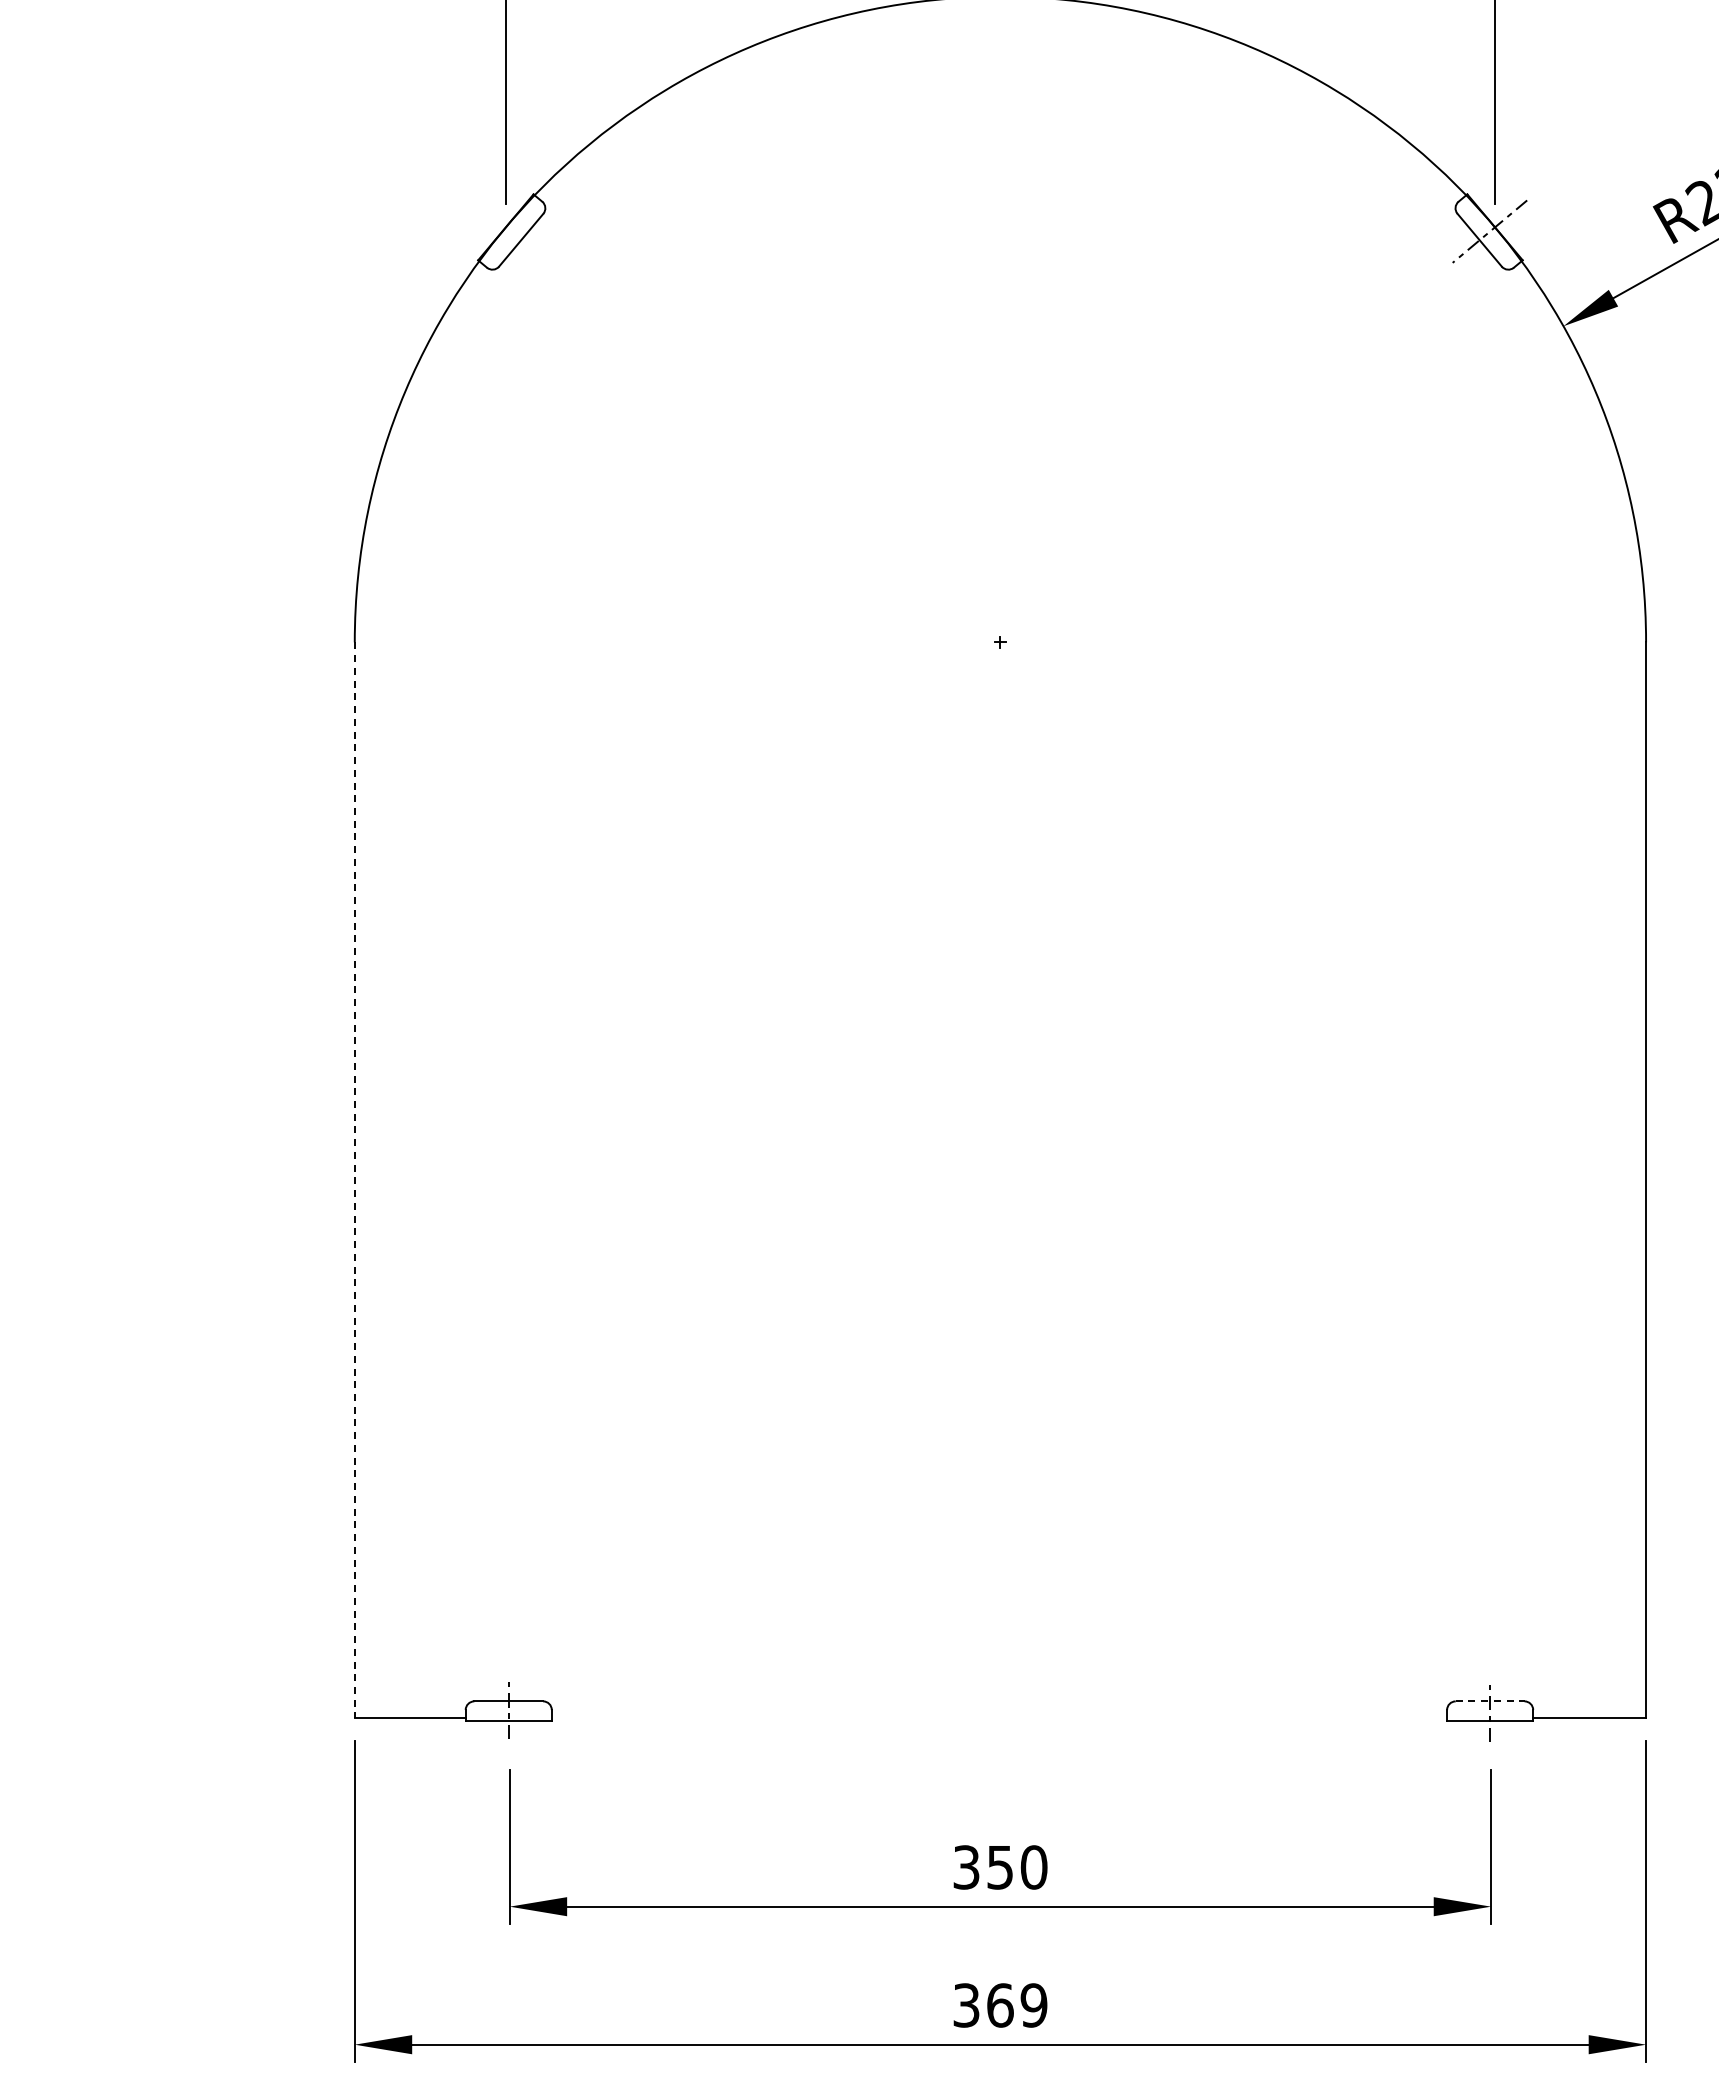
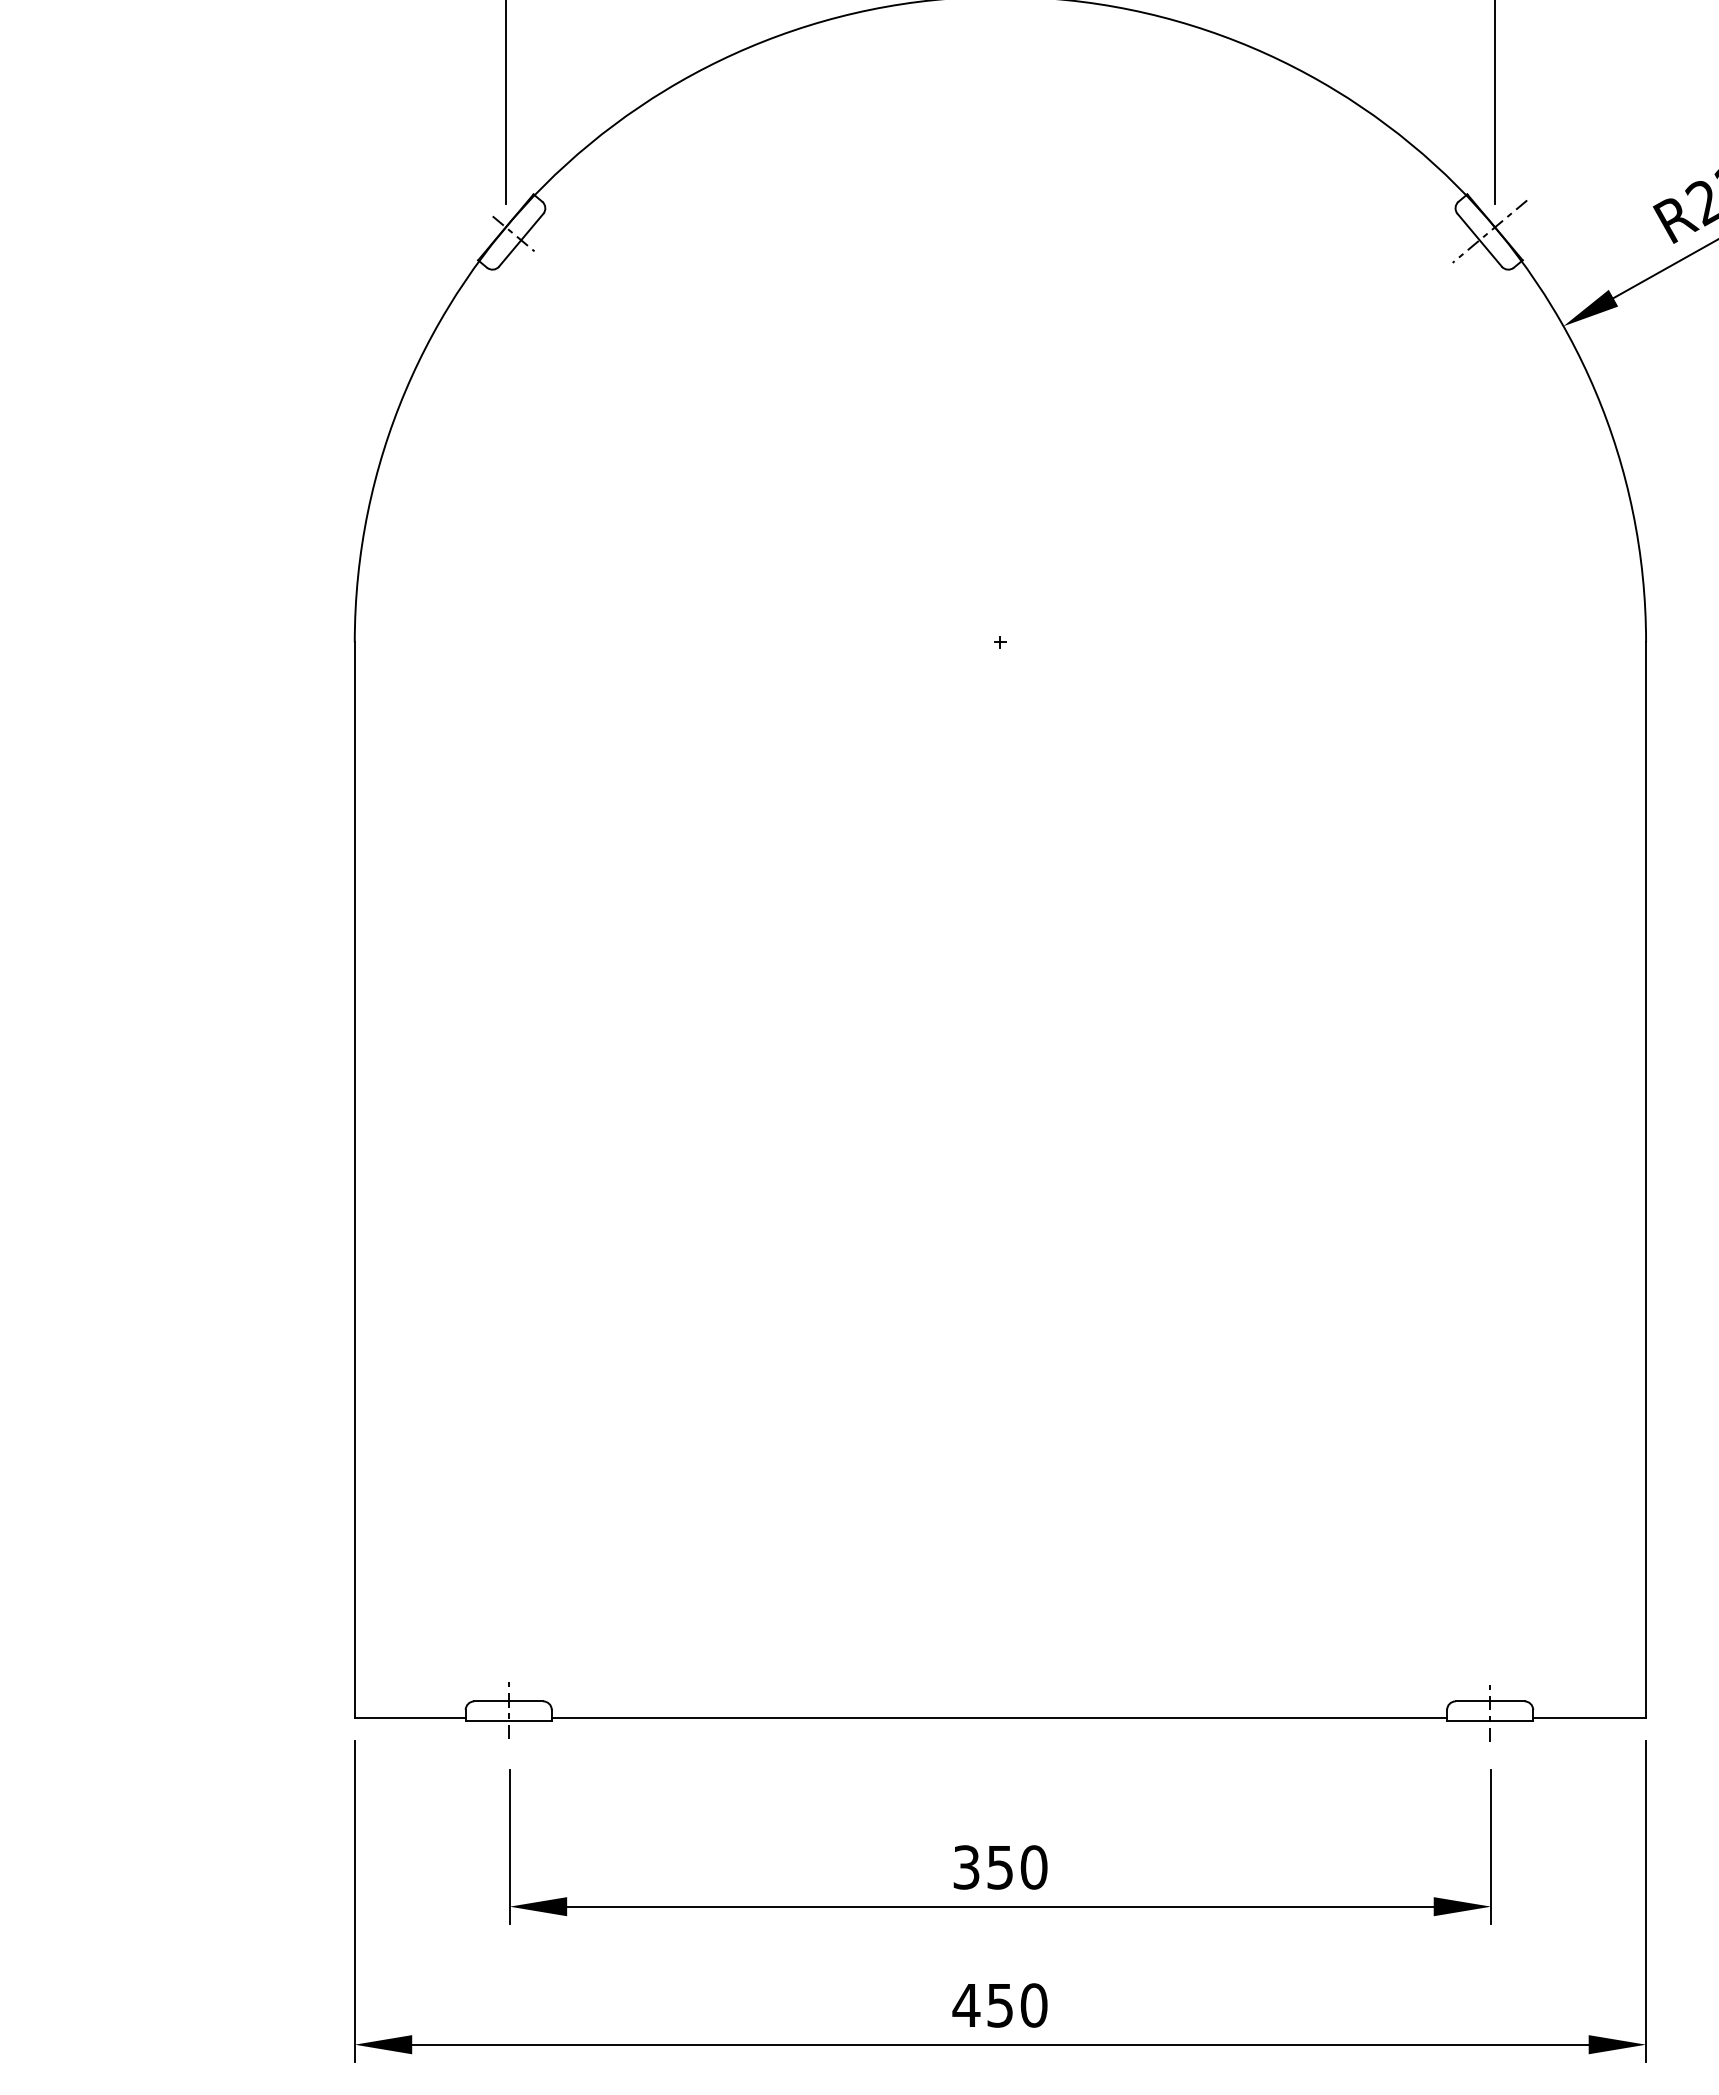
line: none -> present (513, 233)
line: dashed -> solid (354, 1180)
line: dashed -> solid (1490, 1701)
line: none -> present (999, 1718)
text: 369 -> 450 (999, 2005)
